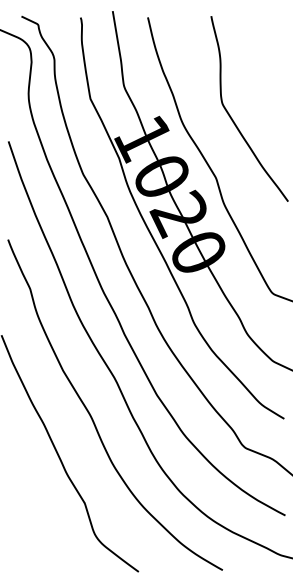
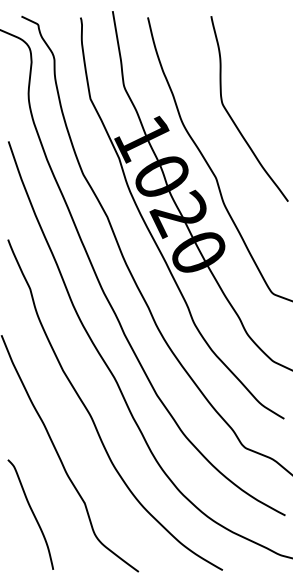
curve: none -> present (32, 514)
